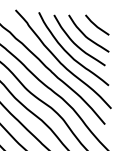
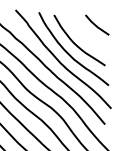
curve: present -> none (86, 35)
